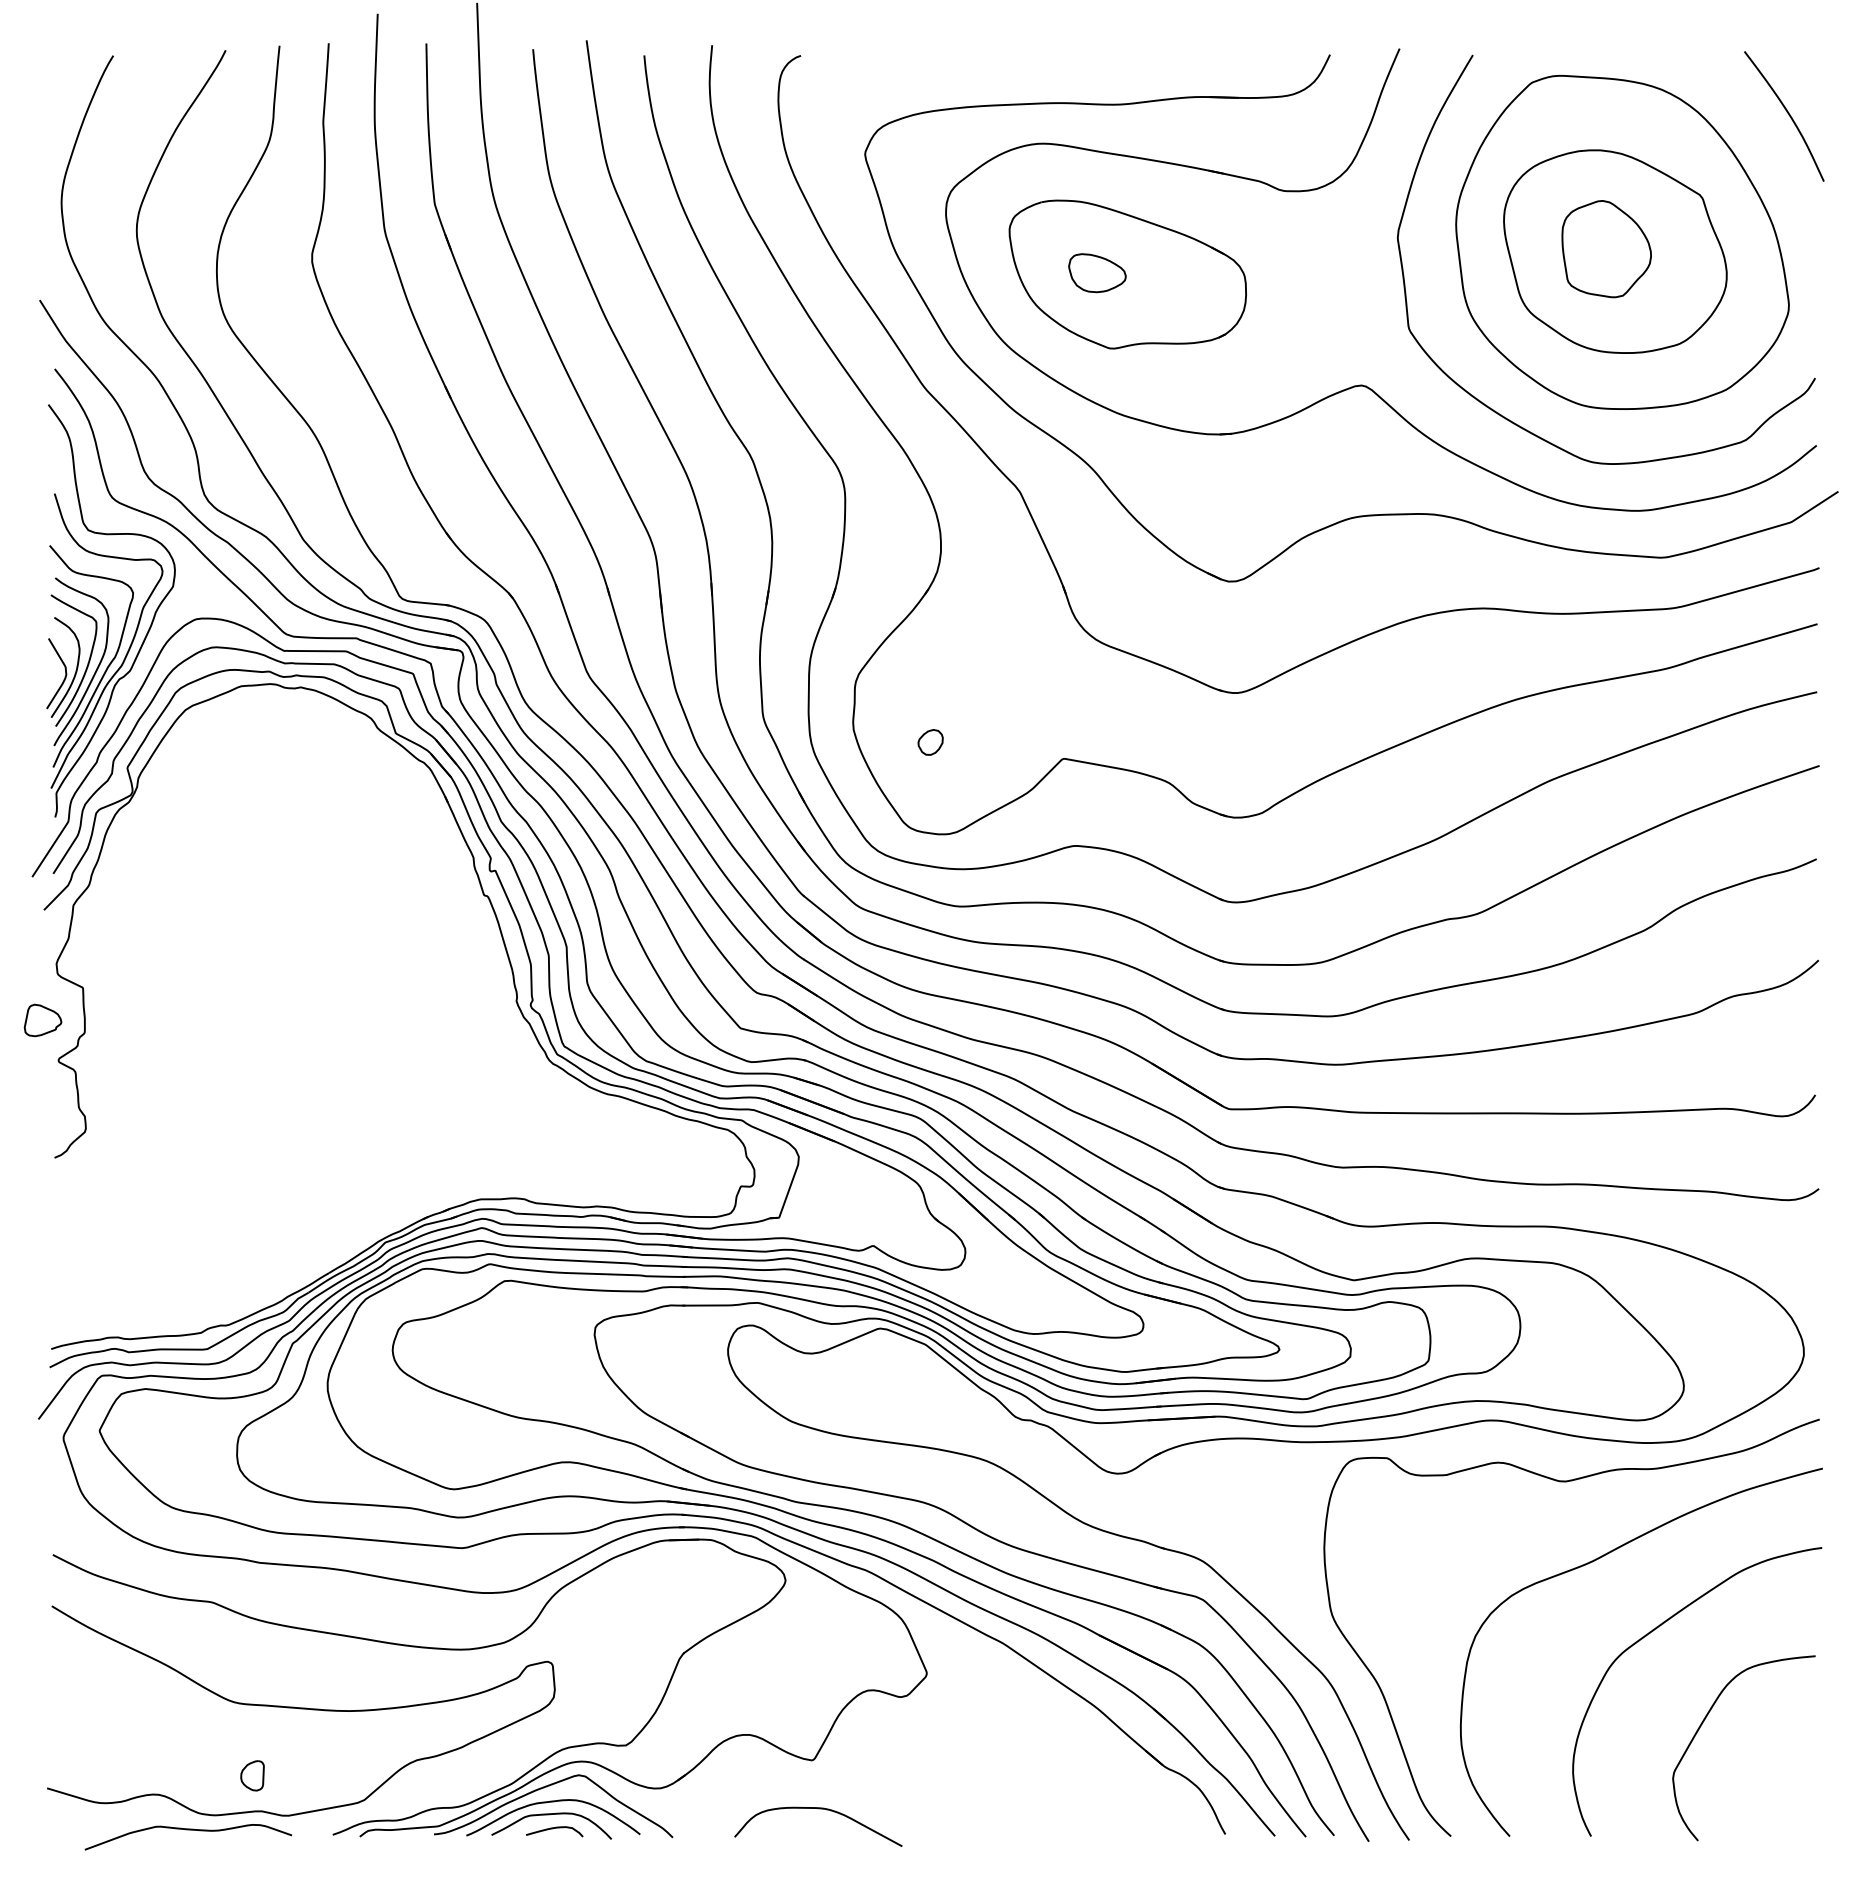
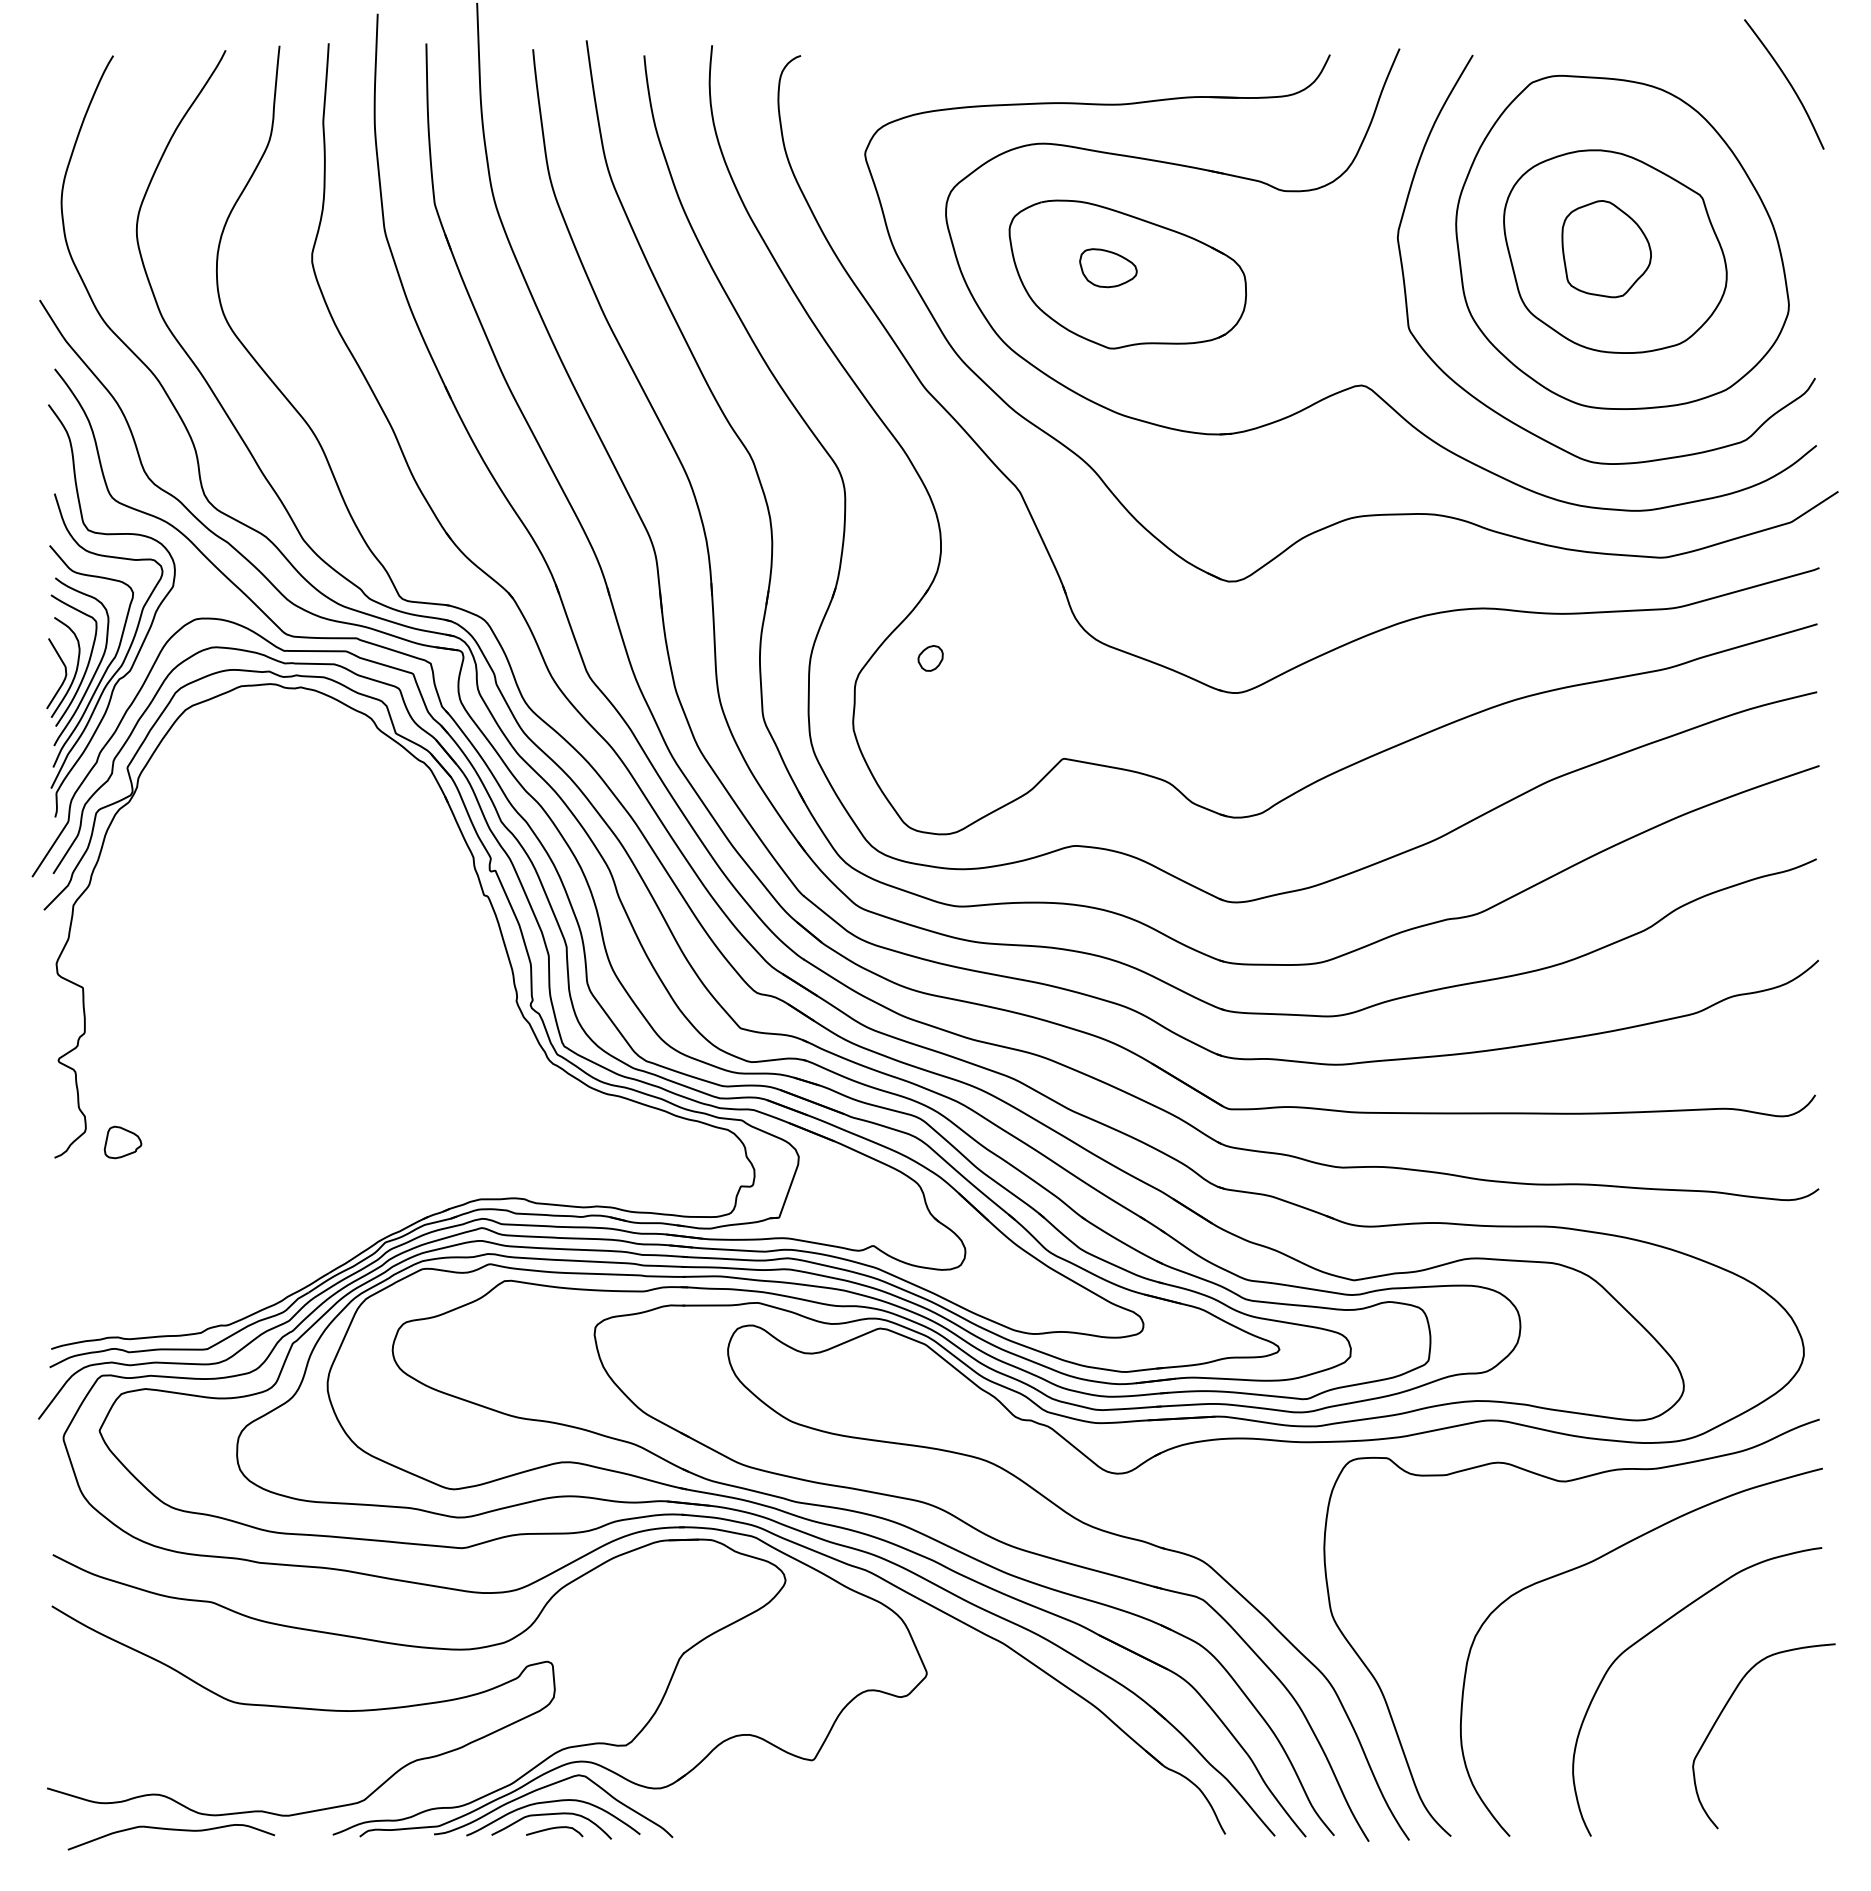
curve position: (1788, 115) -> (1788, 83) (1788, 83)
part position: (1097, 273) -> (1108, 268) (1108, 268)
part position: (930, 742) -> (930, 658) (930, 658)
part position: (42, 1020) -> (122, 1142) (122, 1142)
curve position: (1701, 1726) -> (1721, 1714) (1721, 1714)
part: present -> none (252, 1775)
curve: present -> none (818, 1809)
curve position: (188, 1830) -> (171, 1830) (171, 1830)
